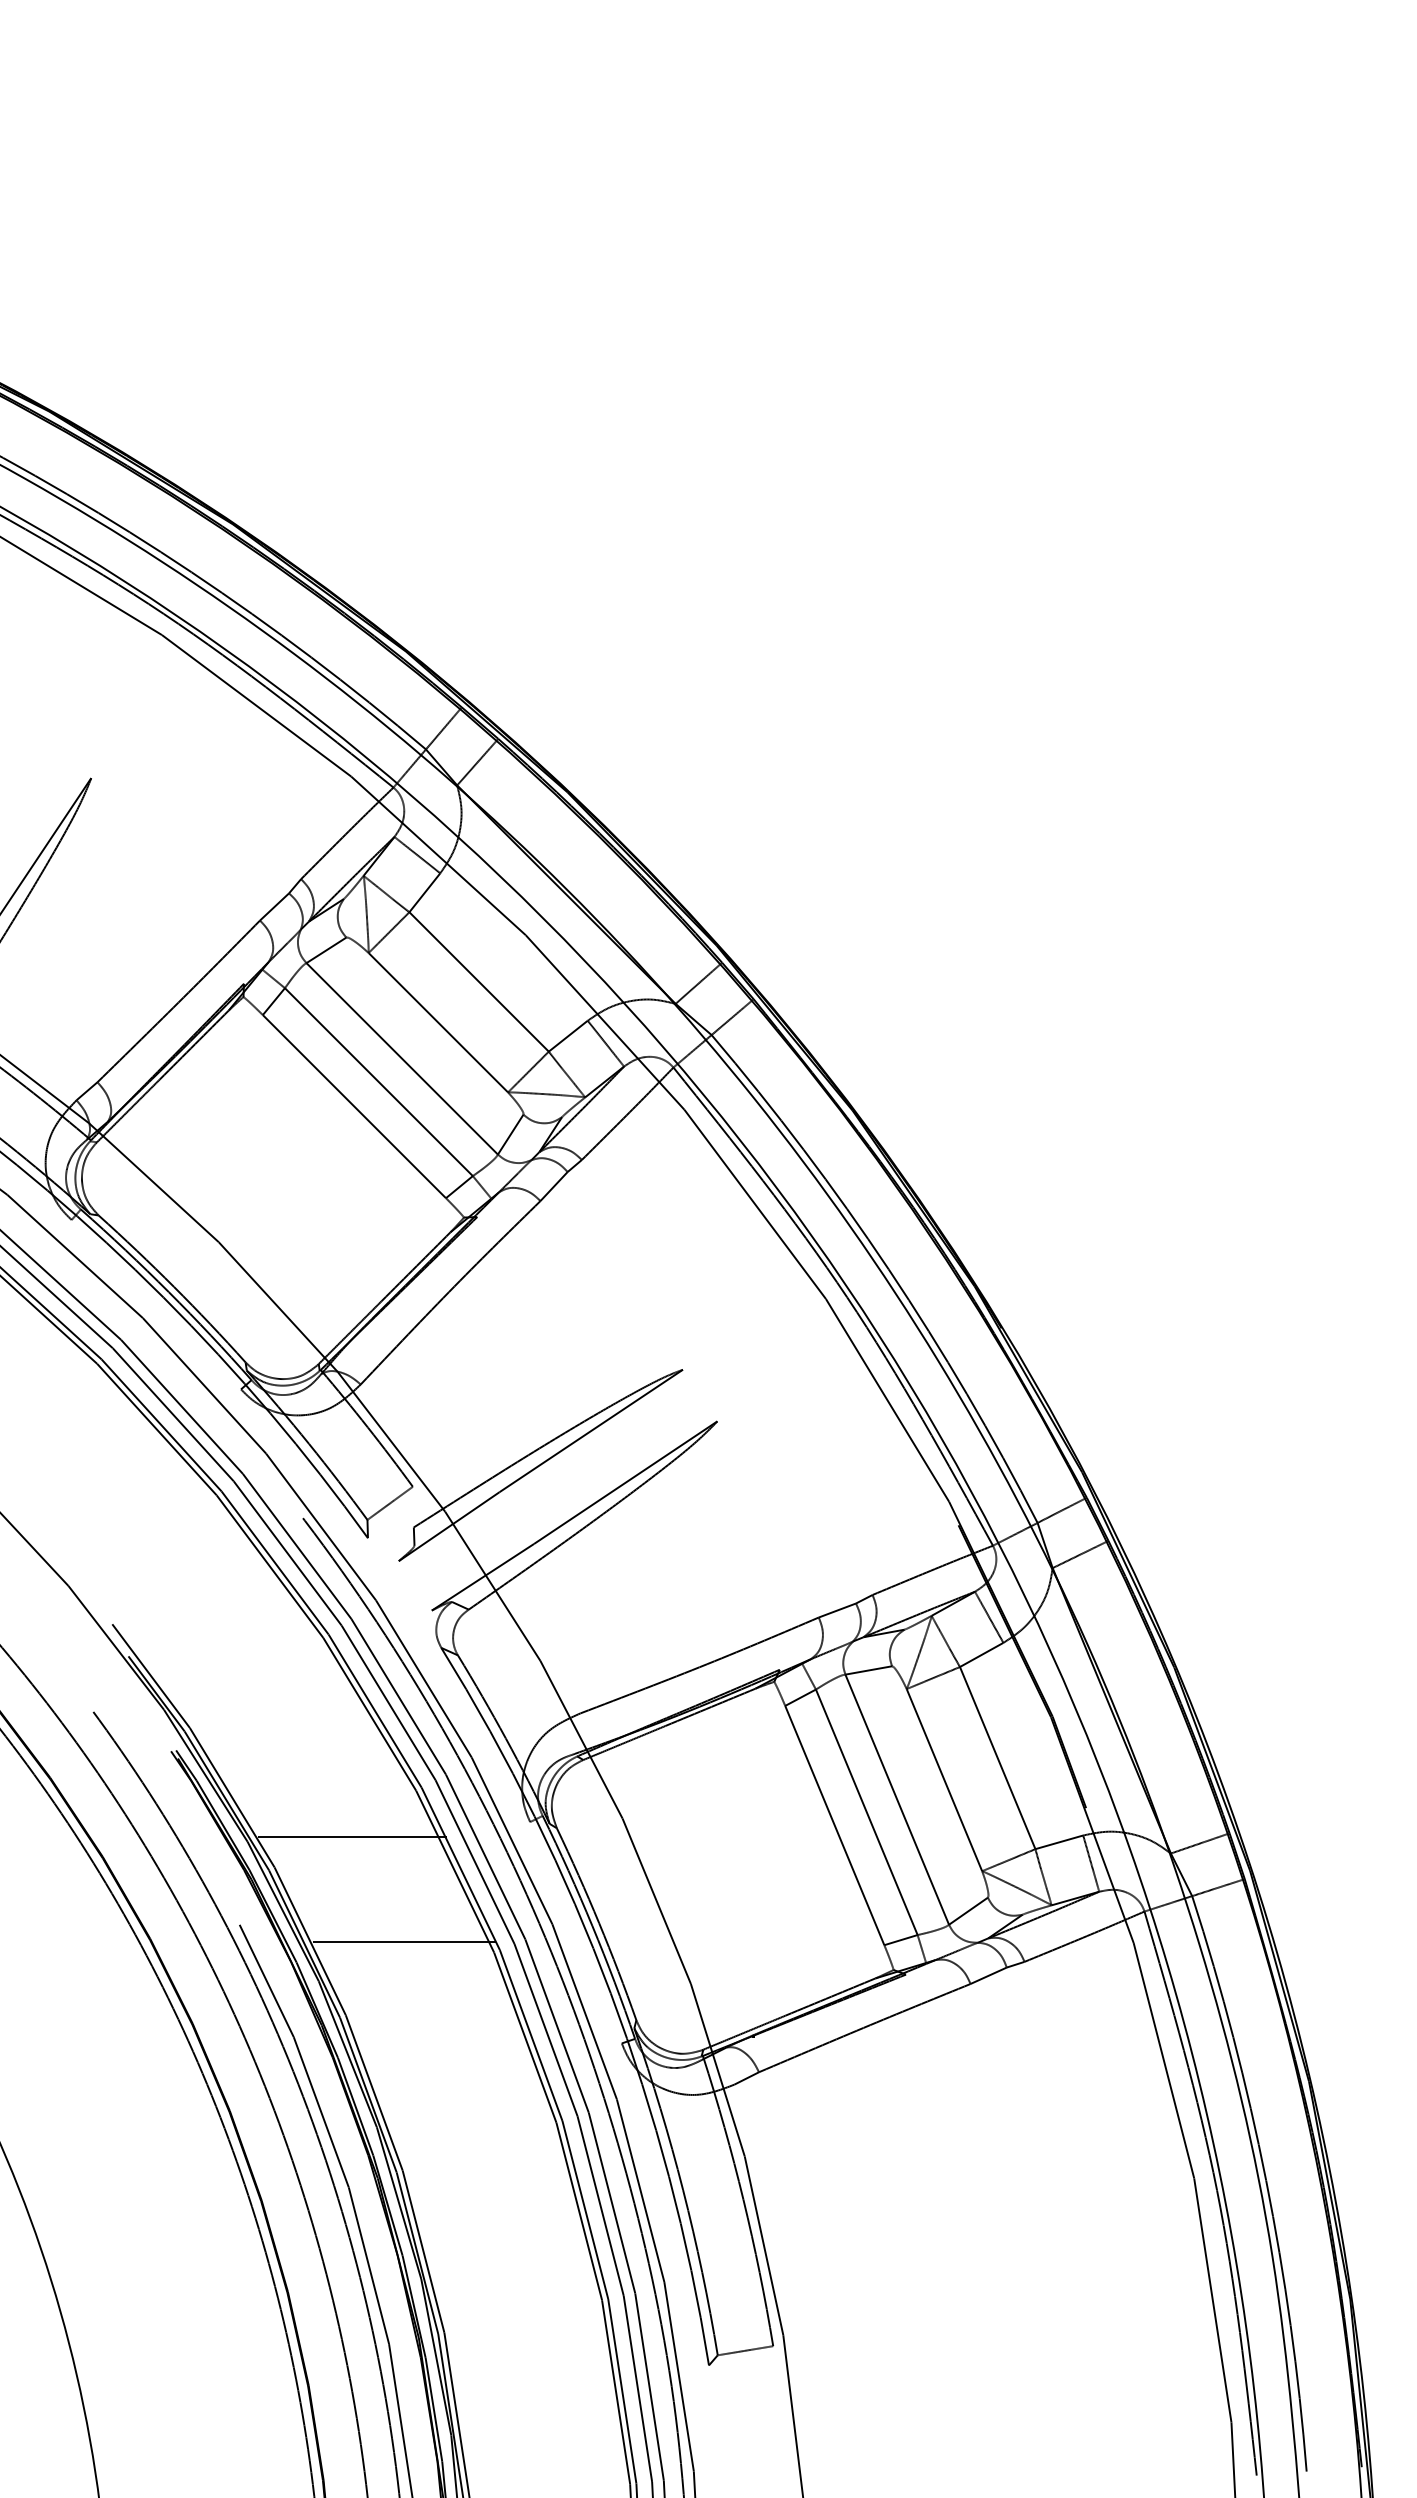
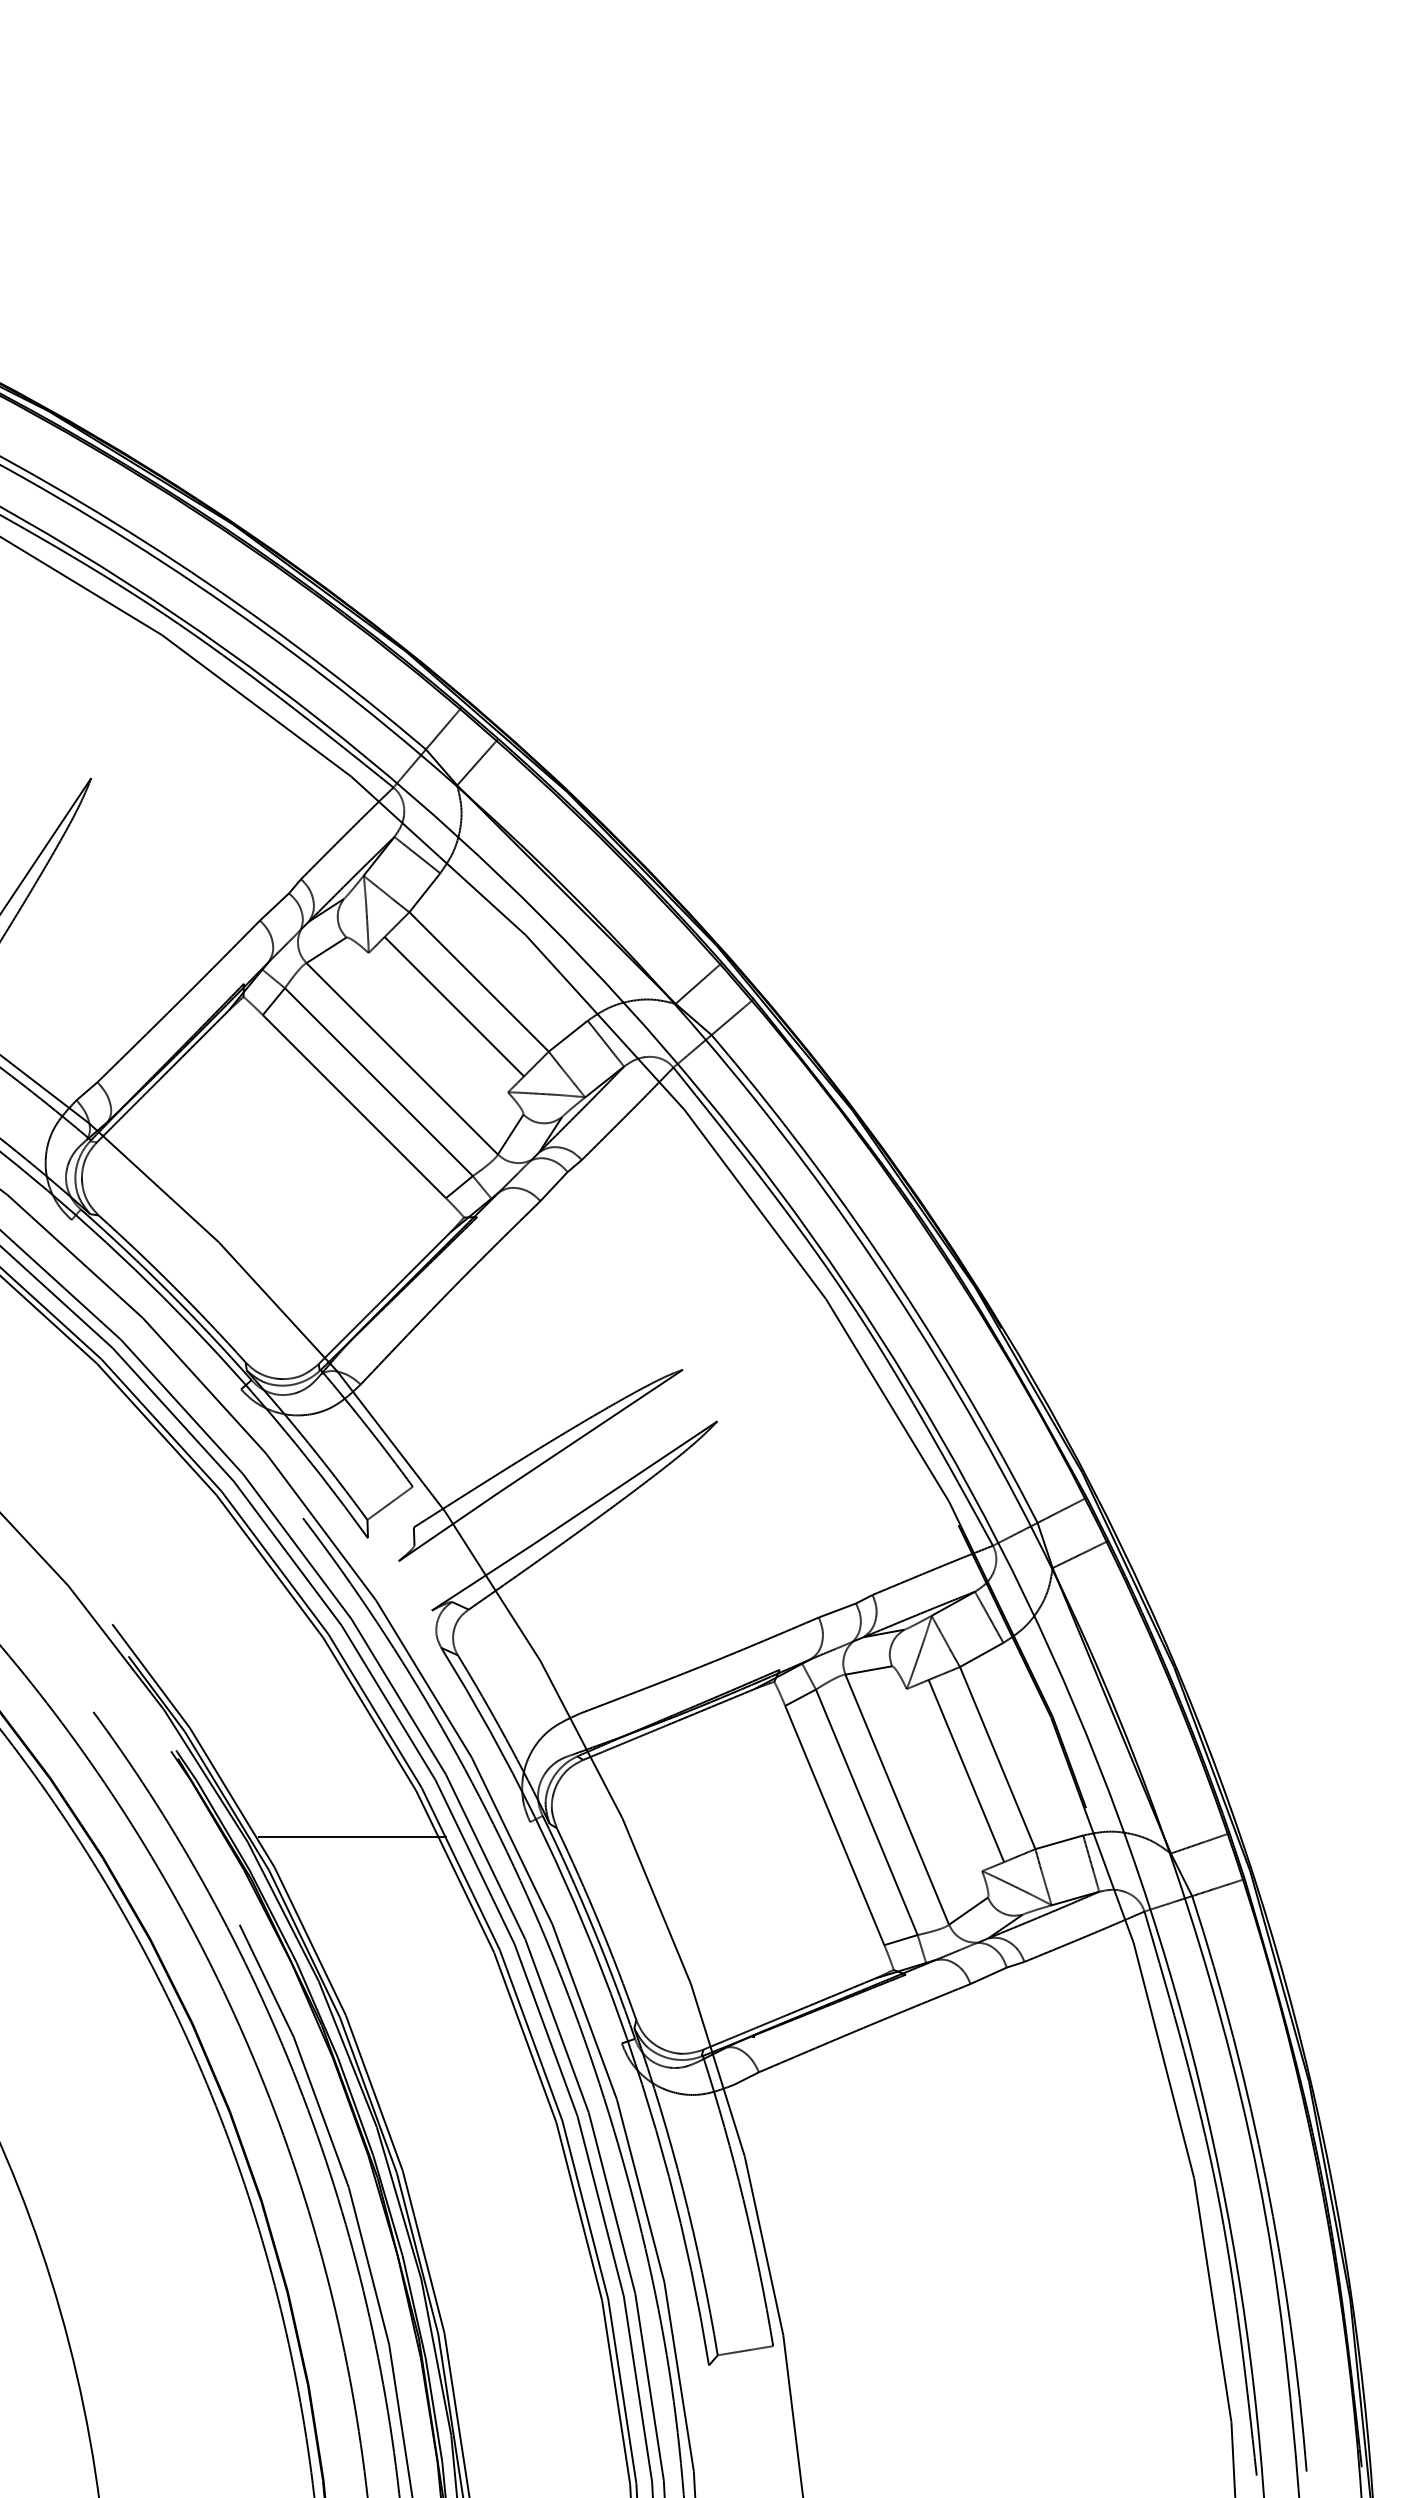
line position: (438, 1022) -> (454, 1006) (454, 1006)
line position: (944, 1780) -> (966, 1771) (966, 1771)
line: present -> none (404, 1941)
